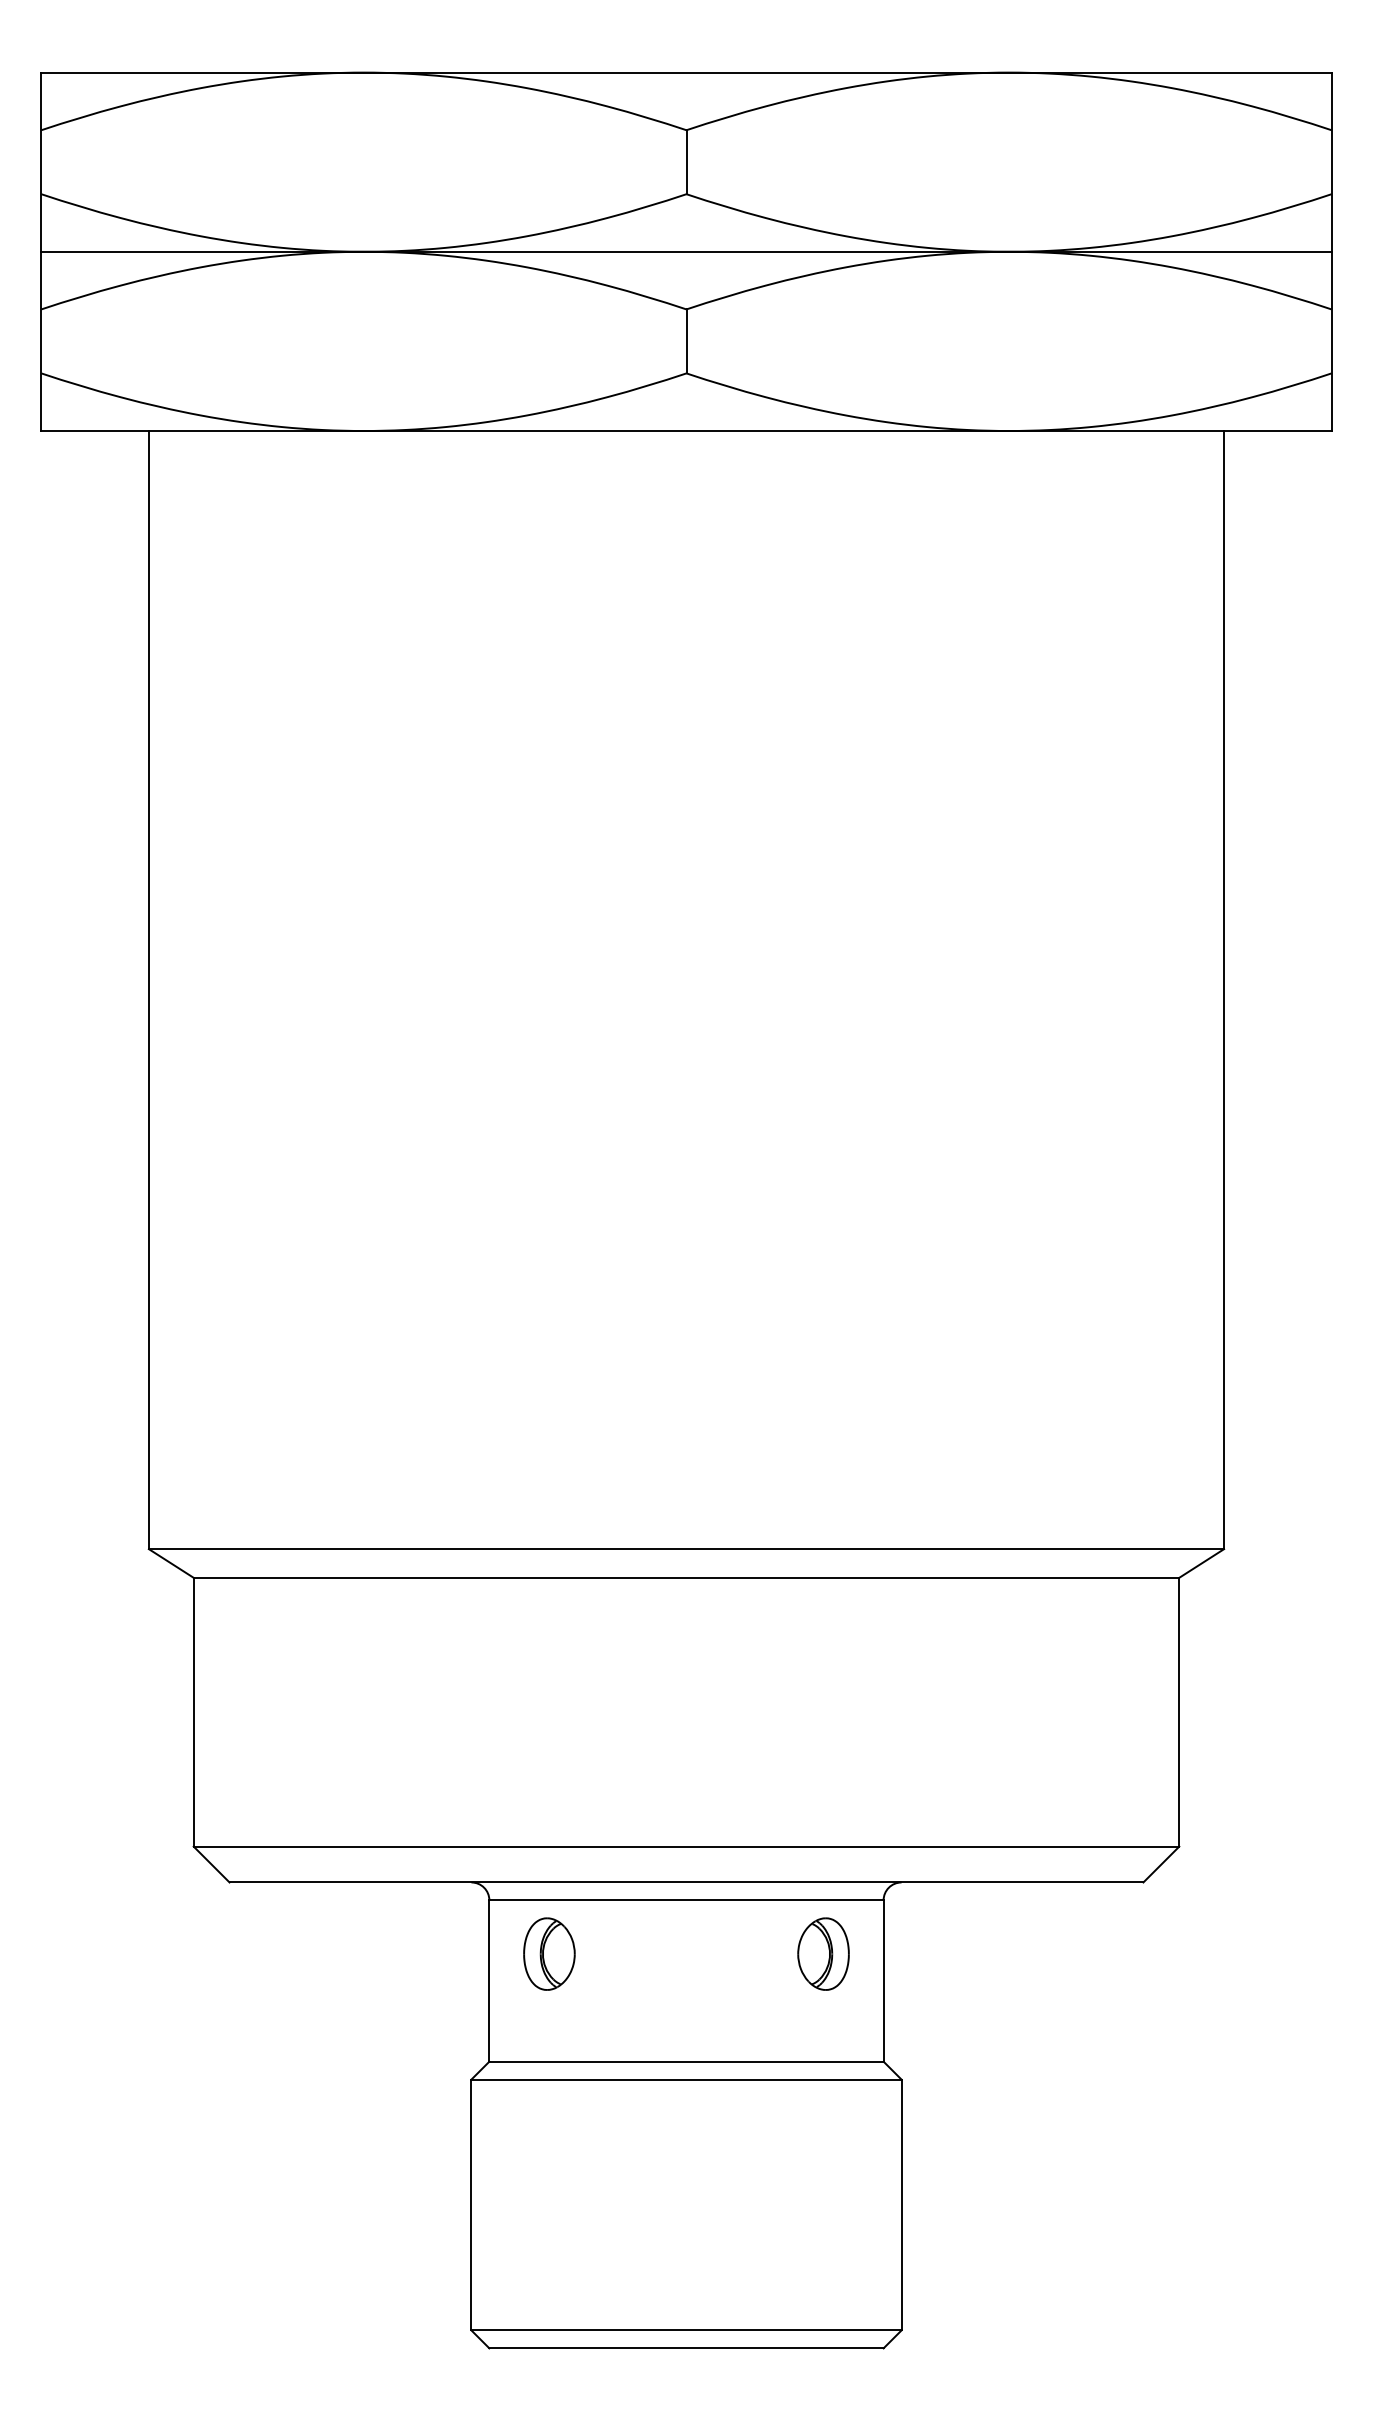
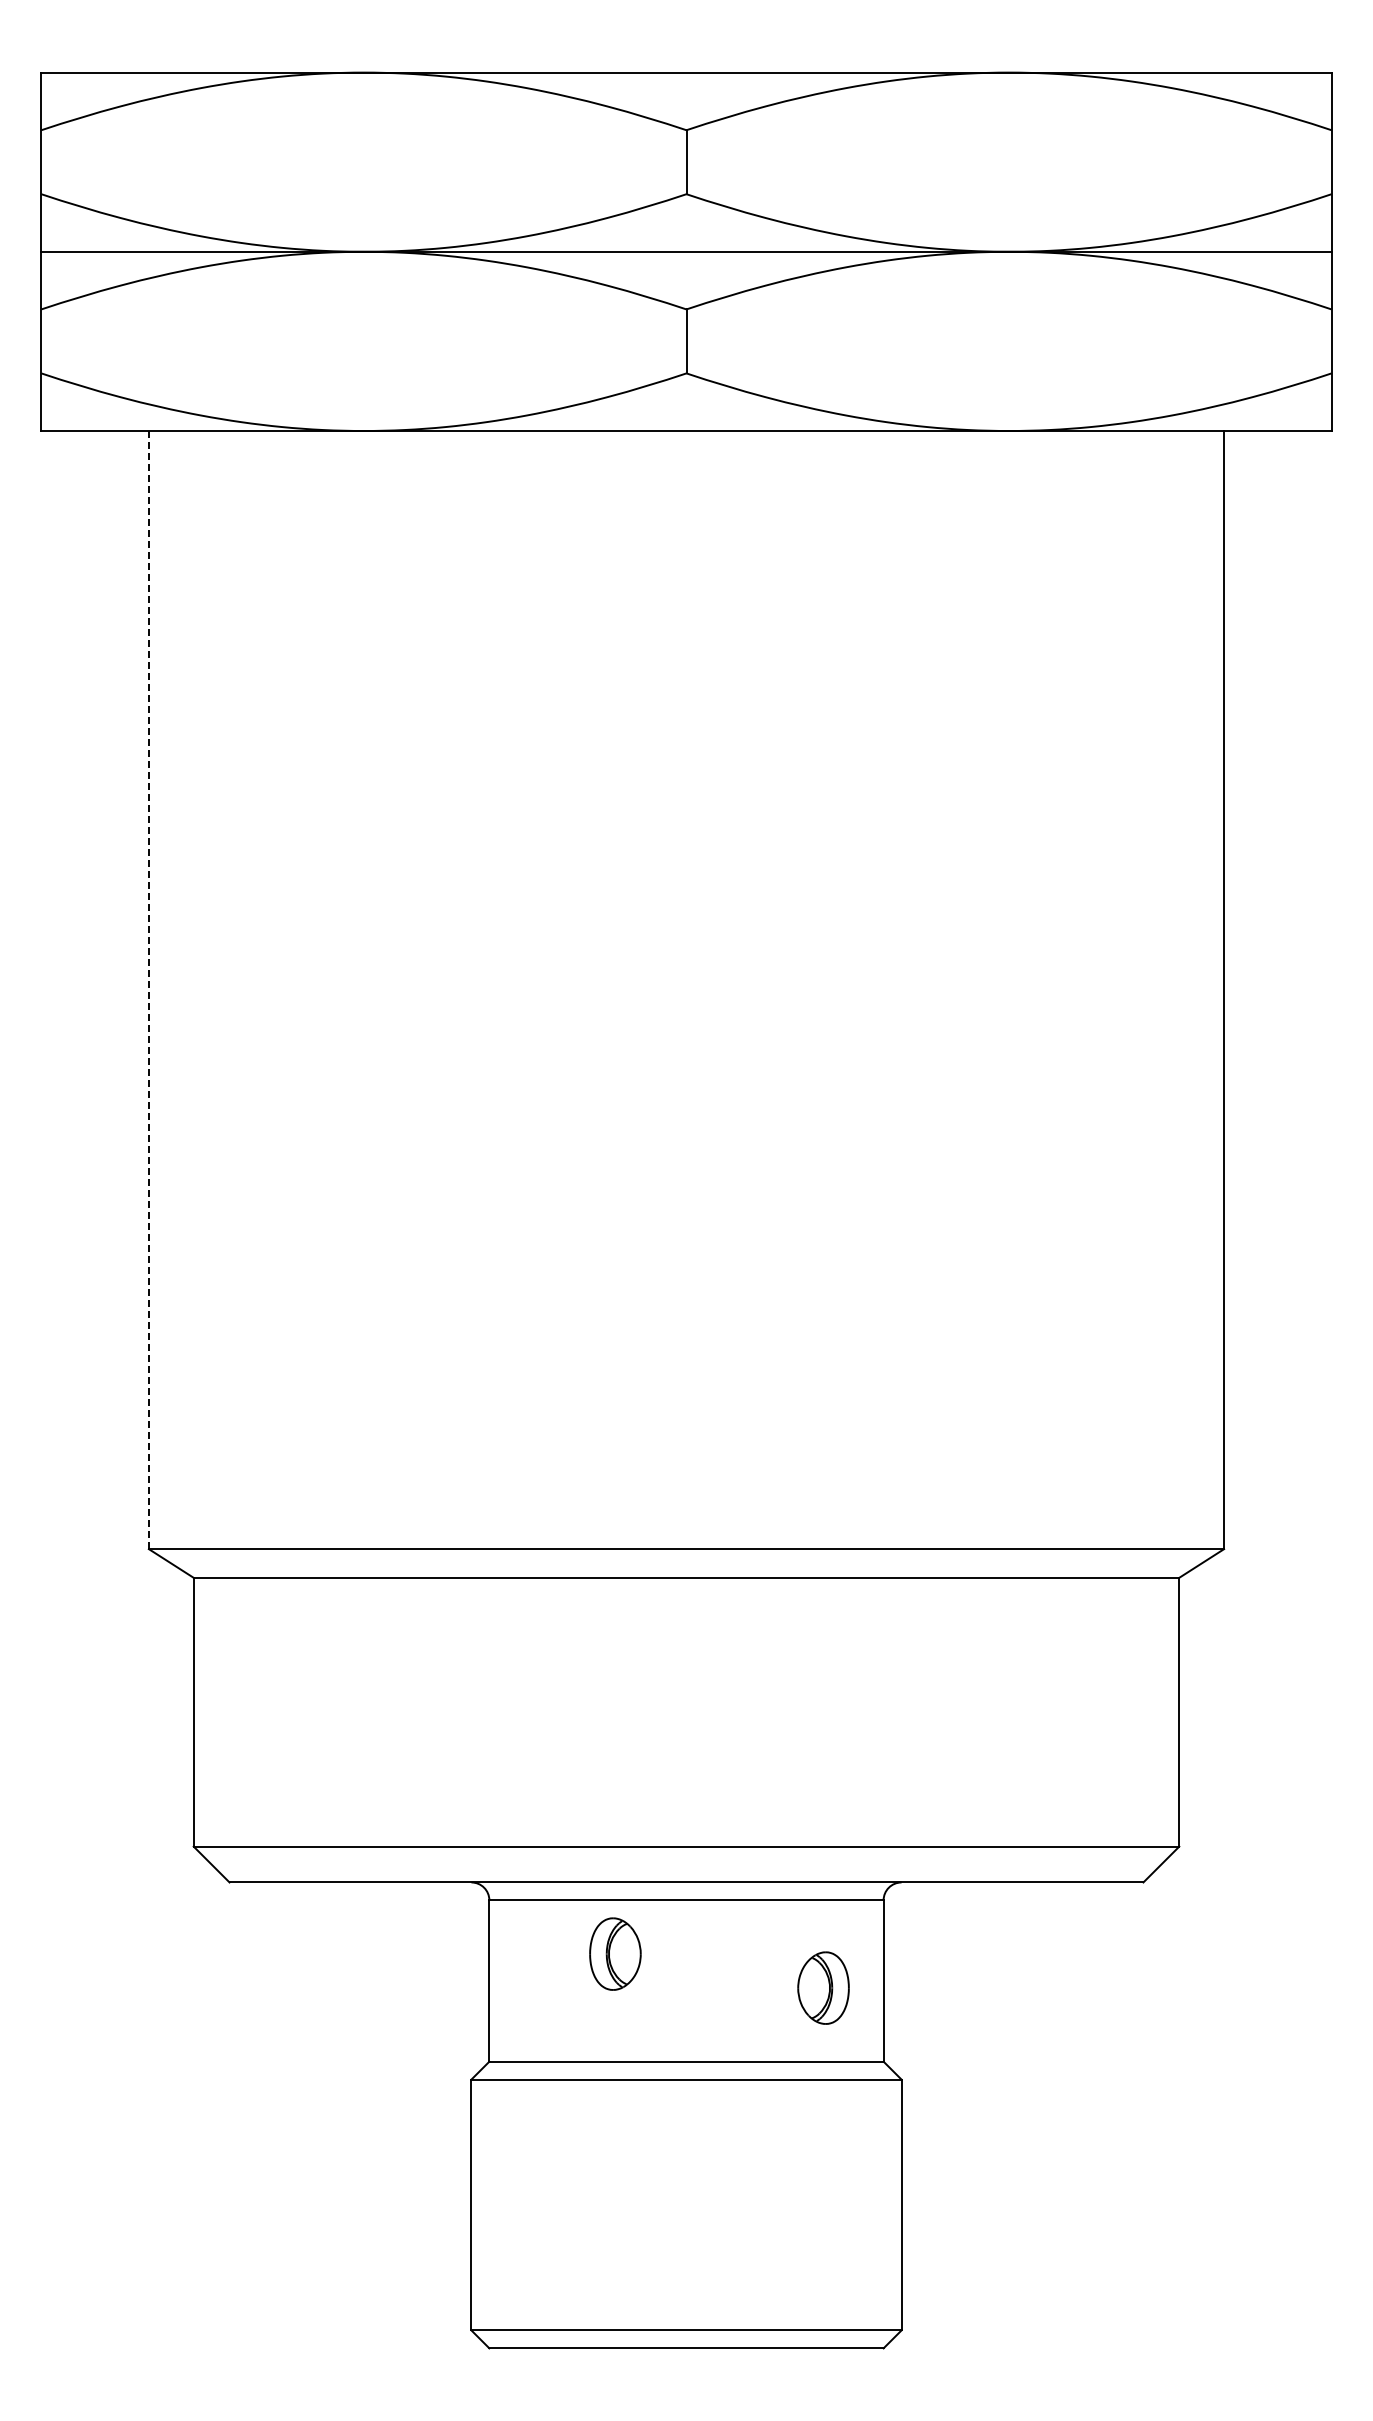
line: solid -> dashed (148, 989)
part position: (549, 1953) -> (615, 1953) (615, 1953)
part position: (823, 1953) -> (823, 1987) (823, 1987)
